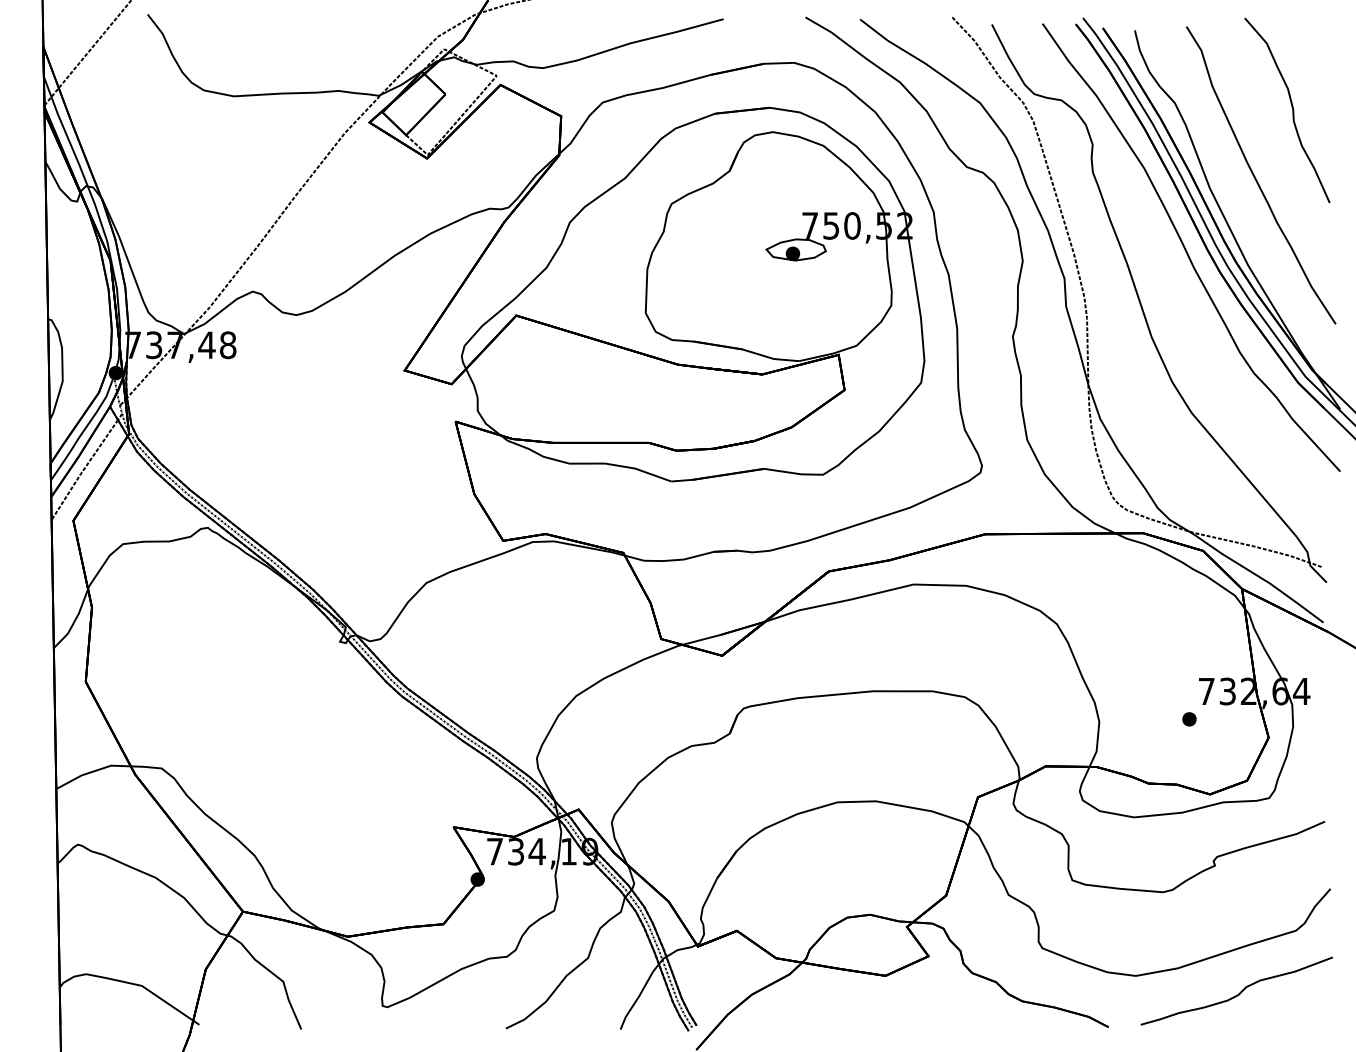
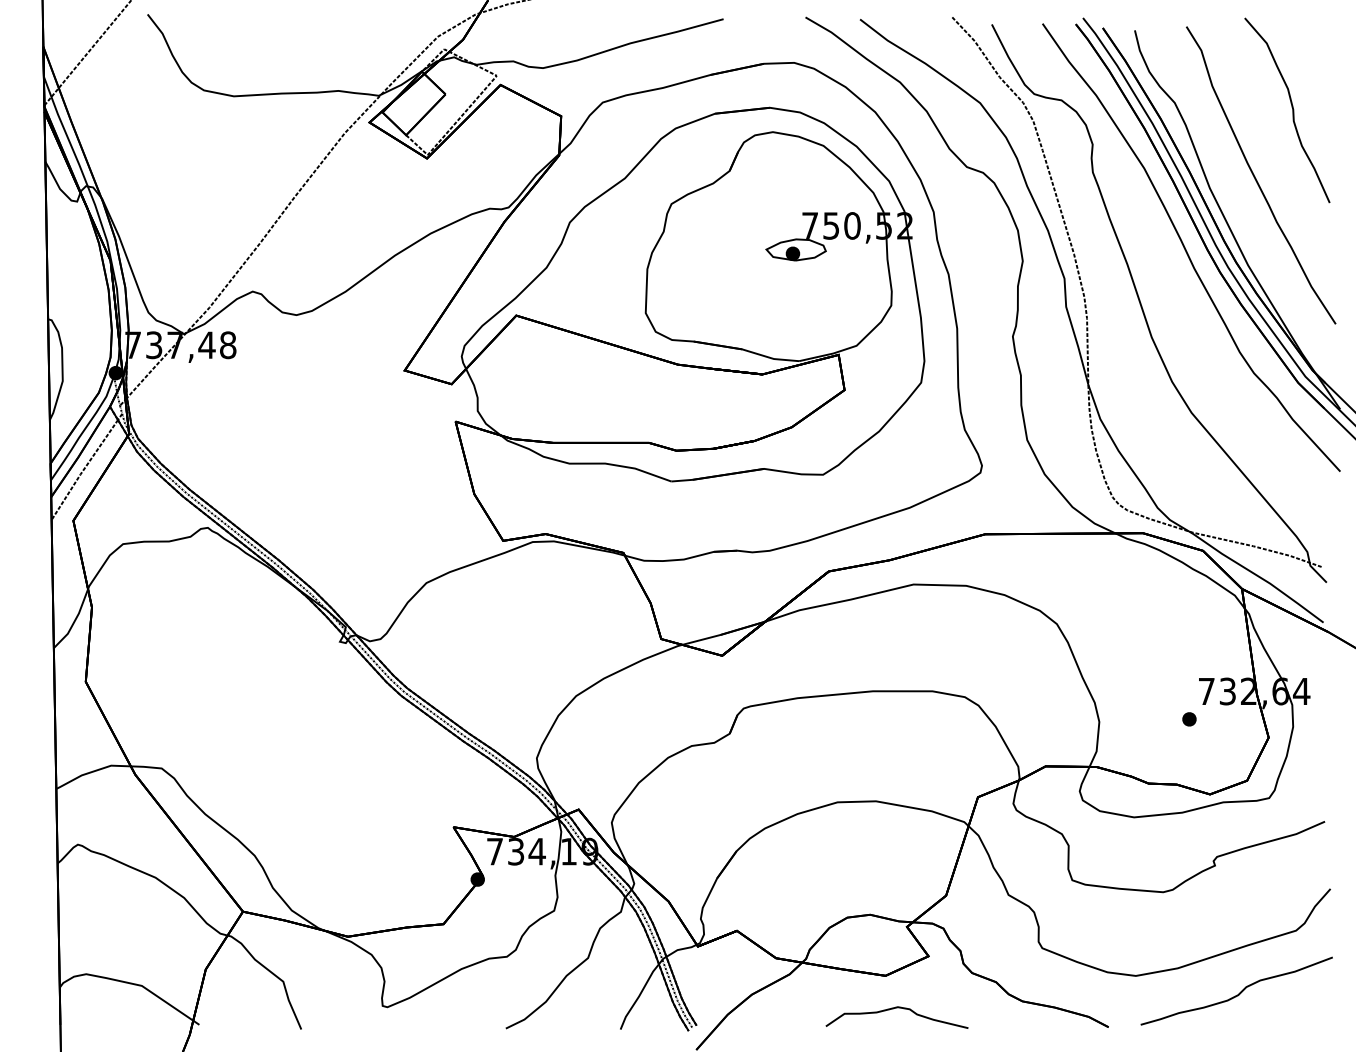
curve: none -> present (893, 1009)
